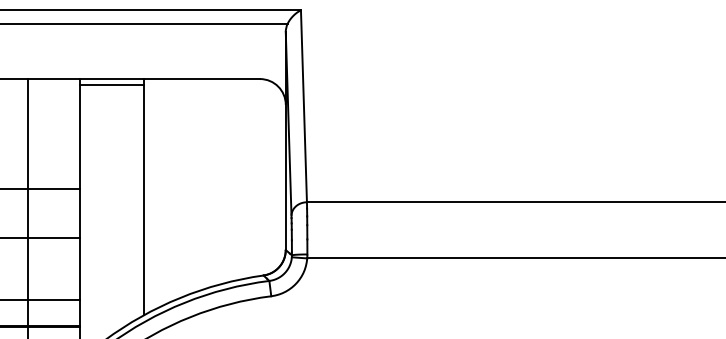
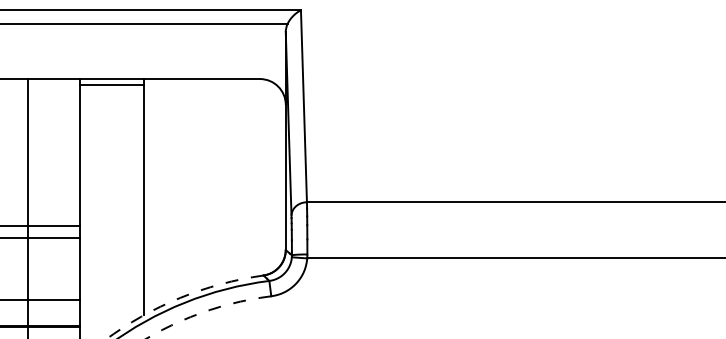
line position: (40, 188) -> (40, 225) (40, 225)
arc: solid -> dashed (181, 297)
arc: solid -> dashed (206, 311)
